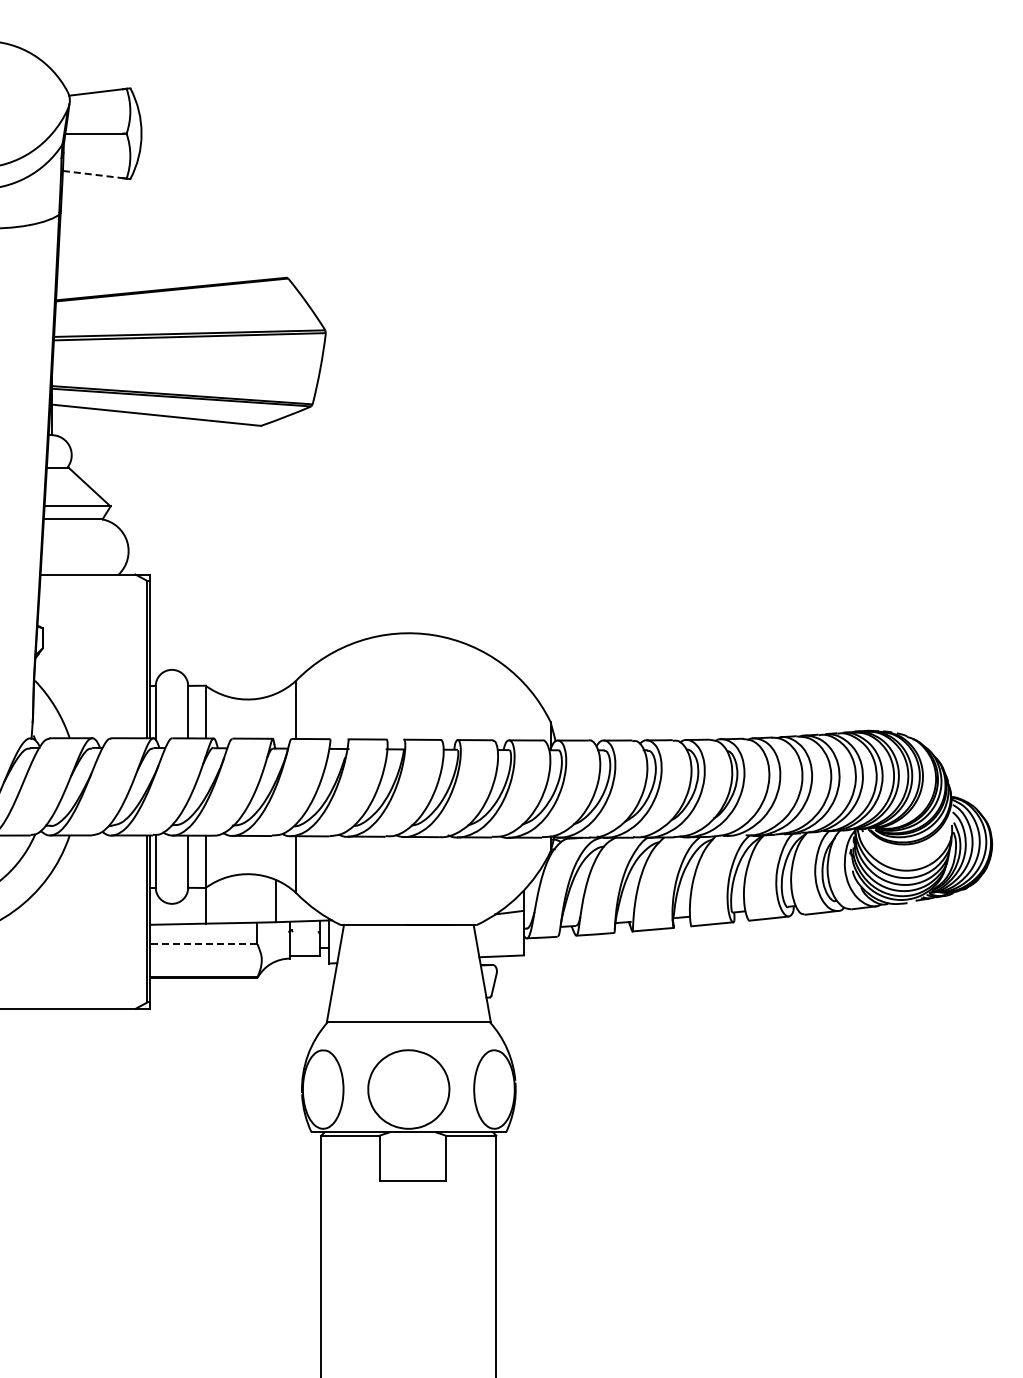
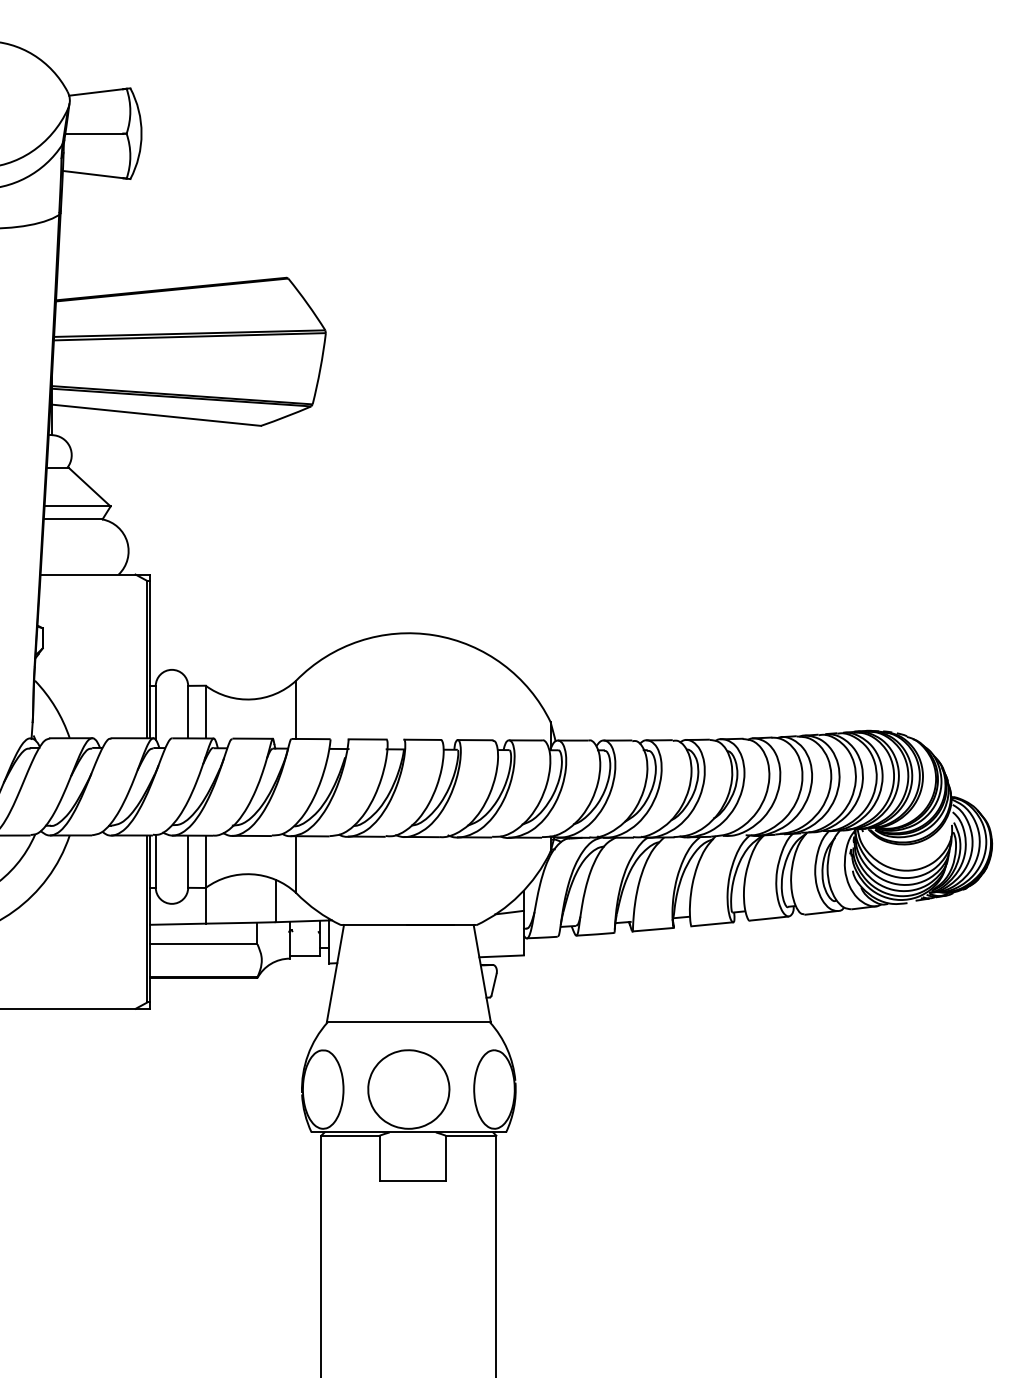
line: dashed -> solid (93, 174)
line: dashed -> solid (203, 944)
